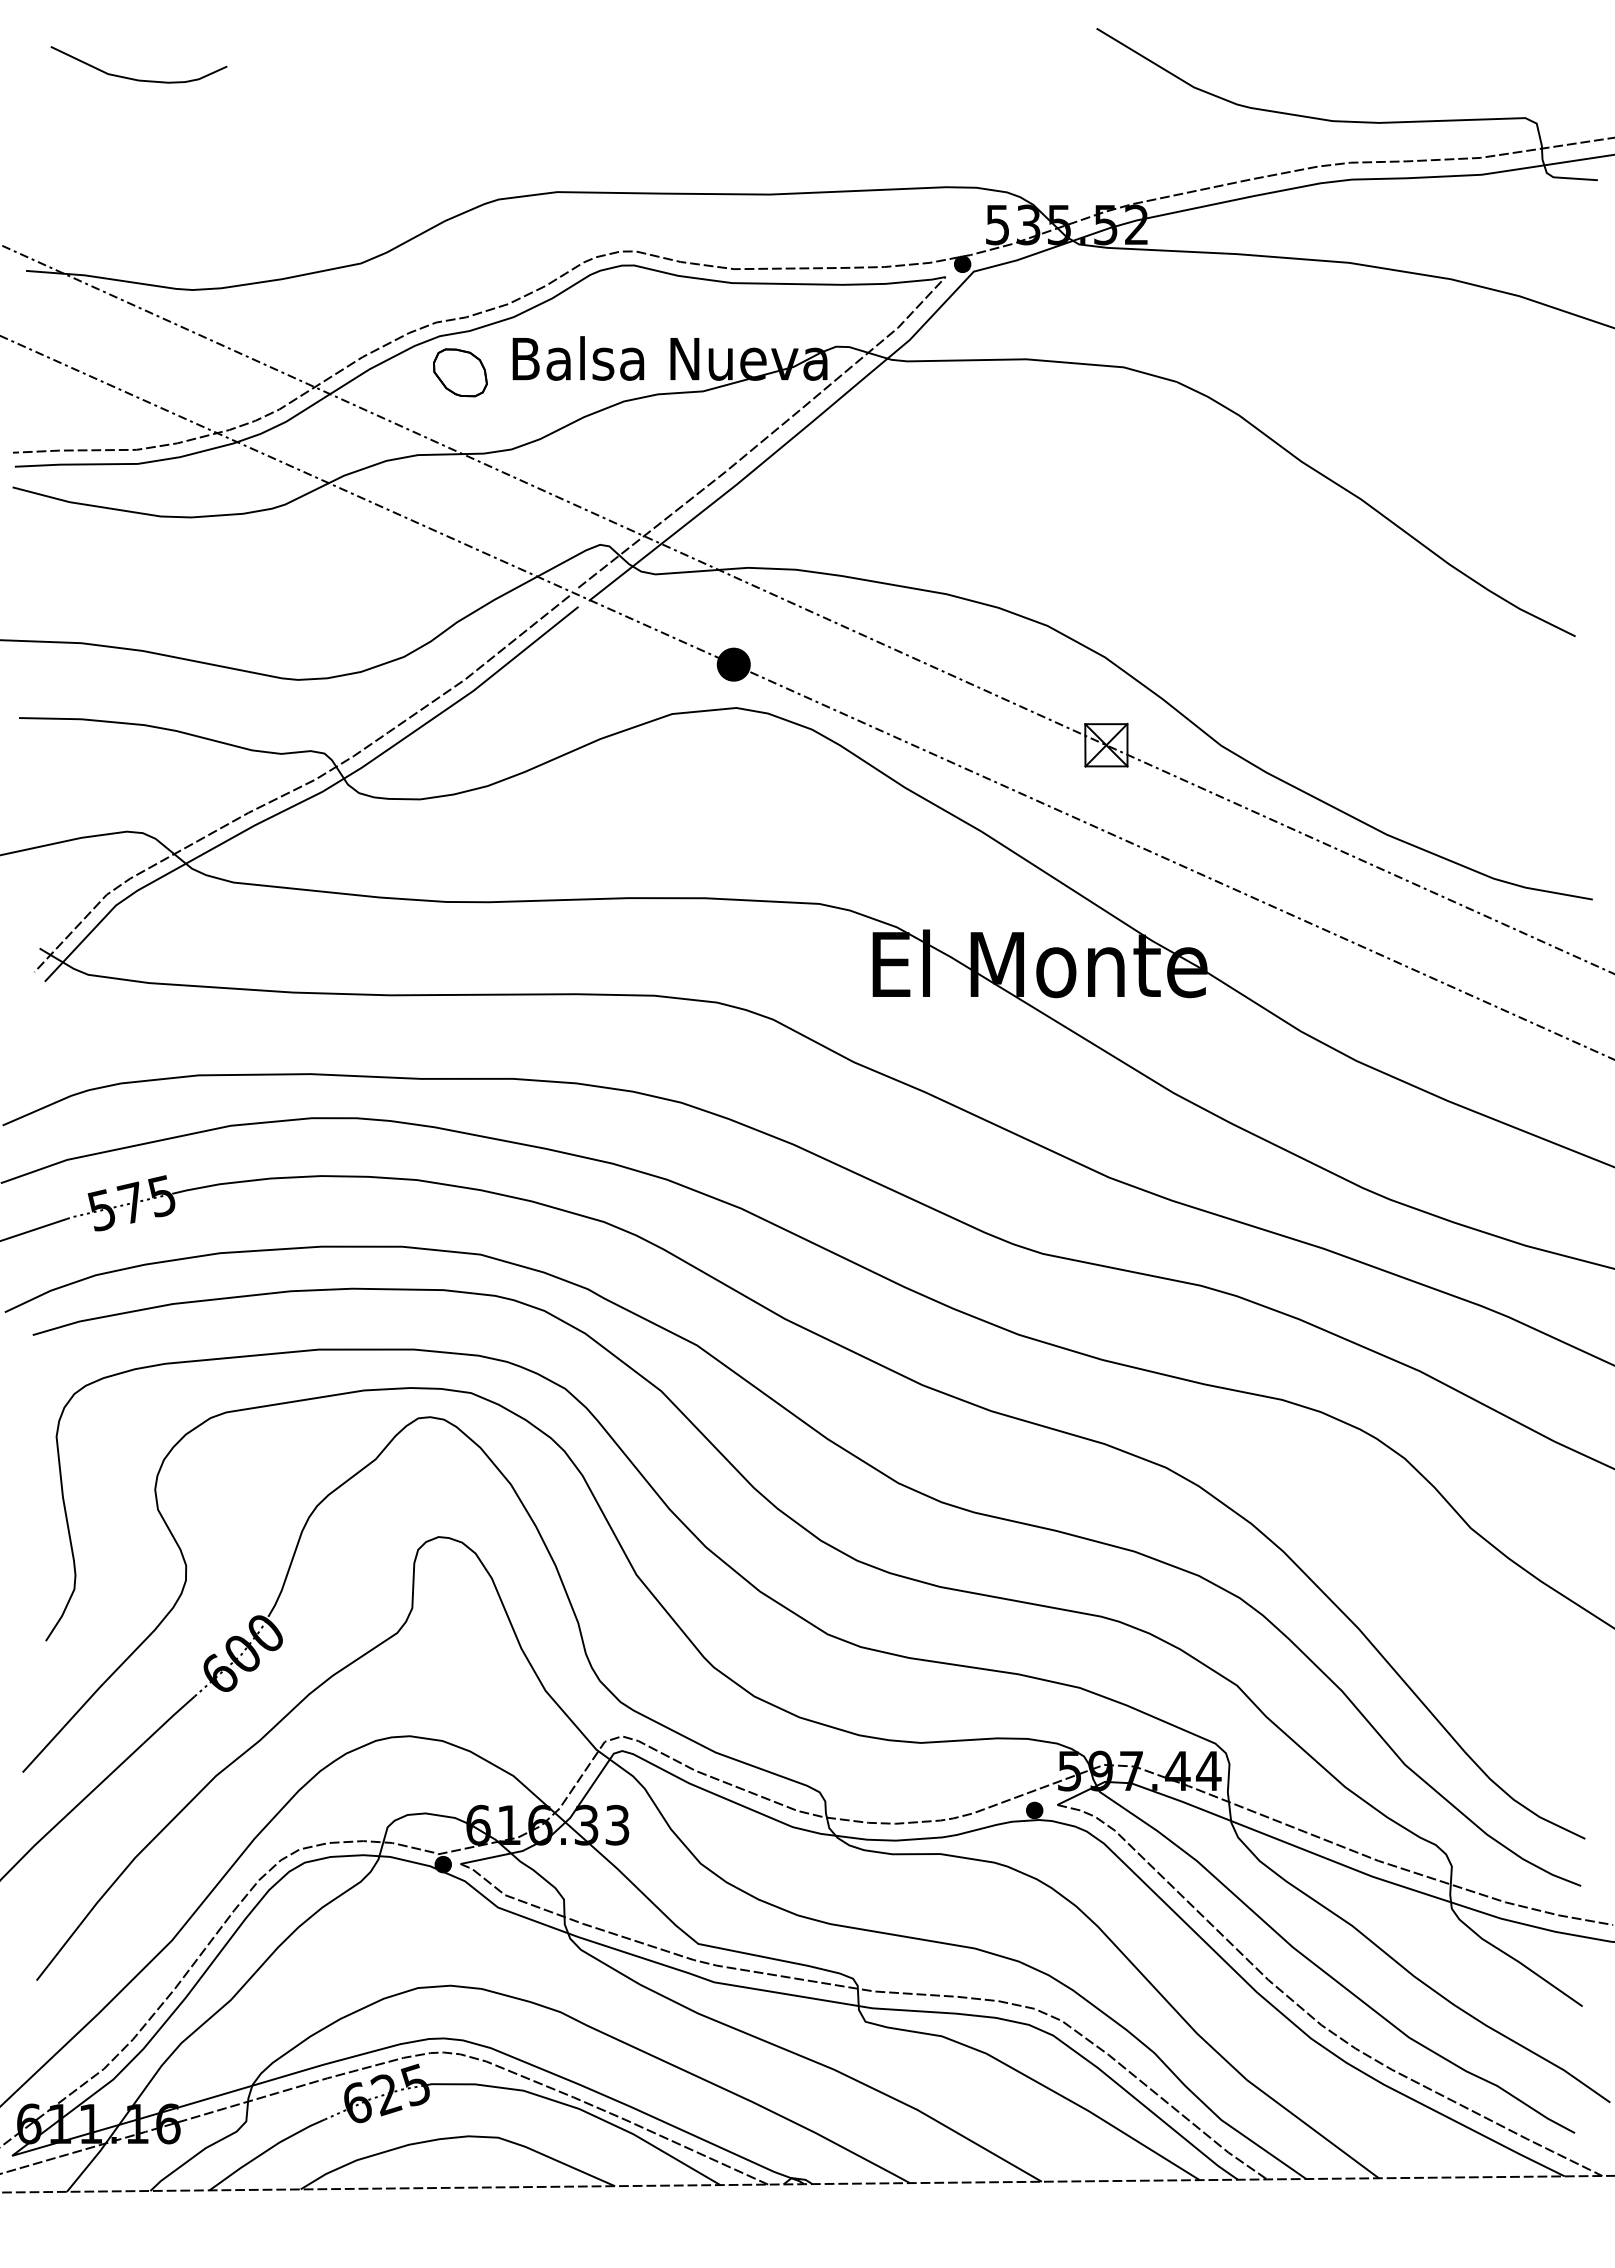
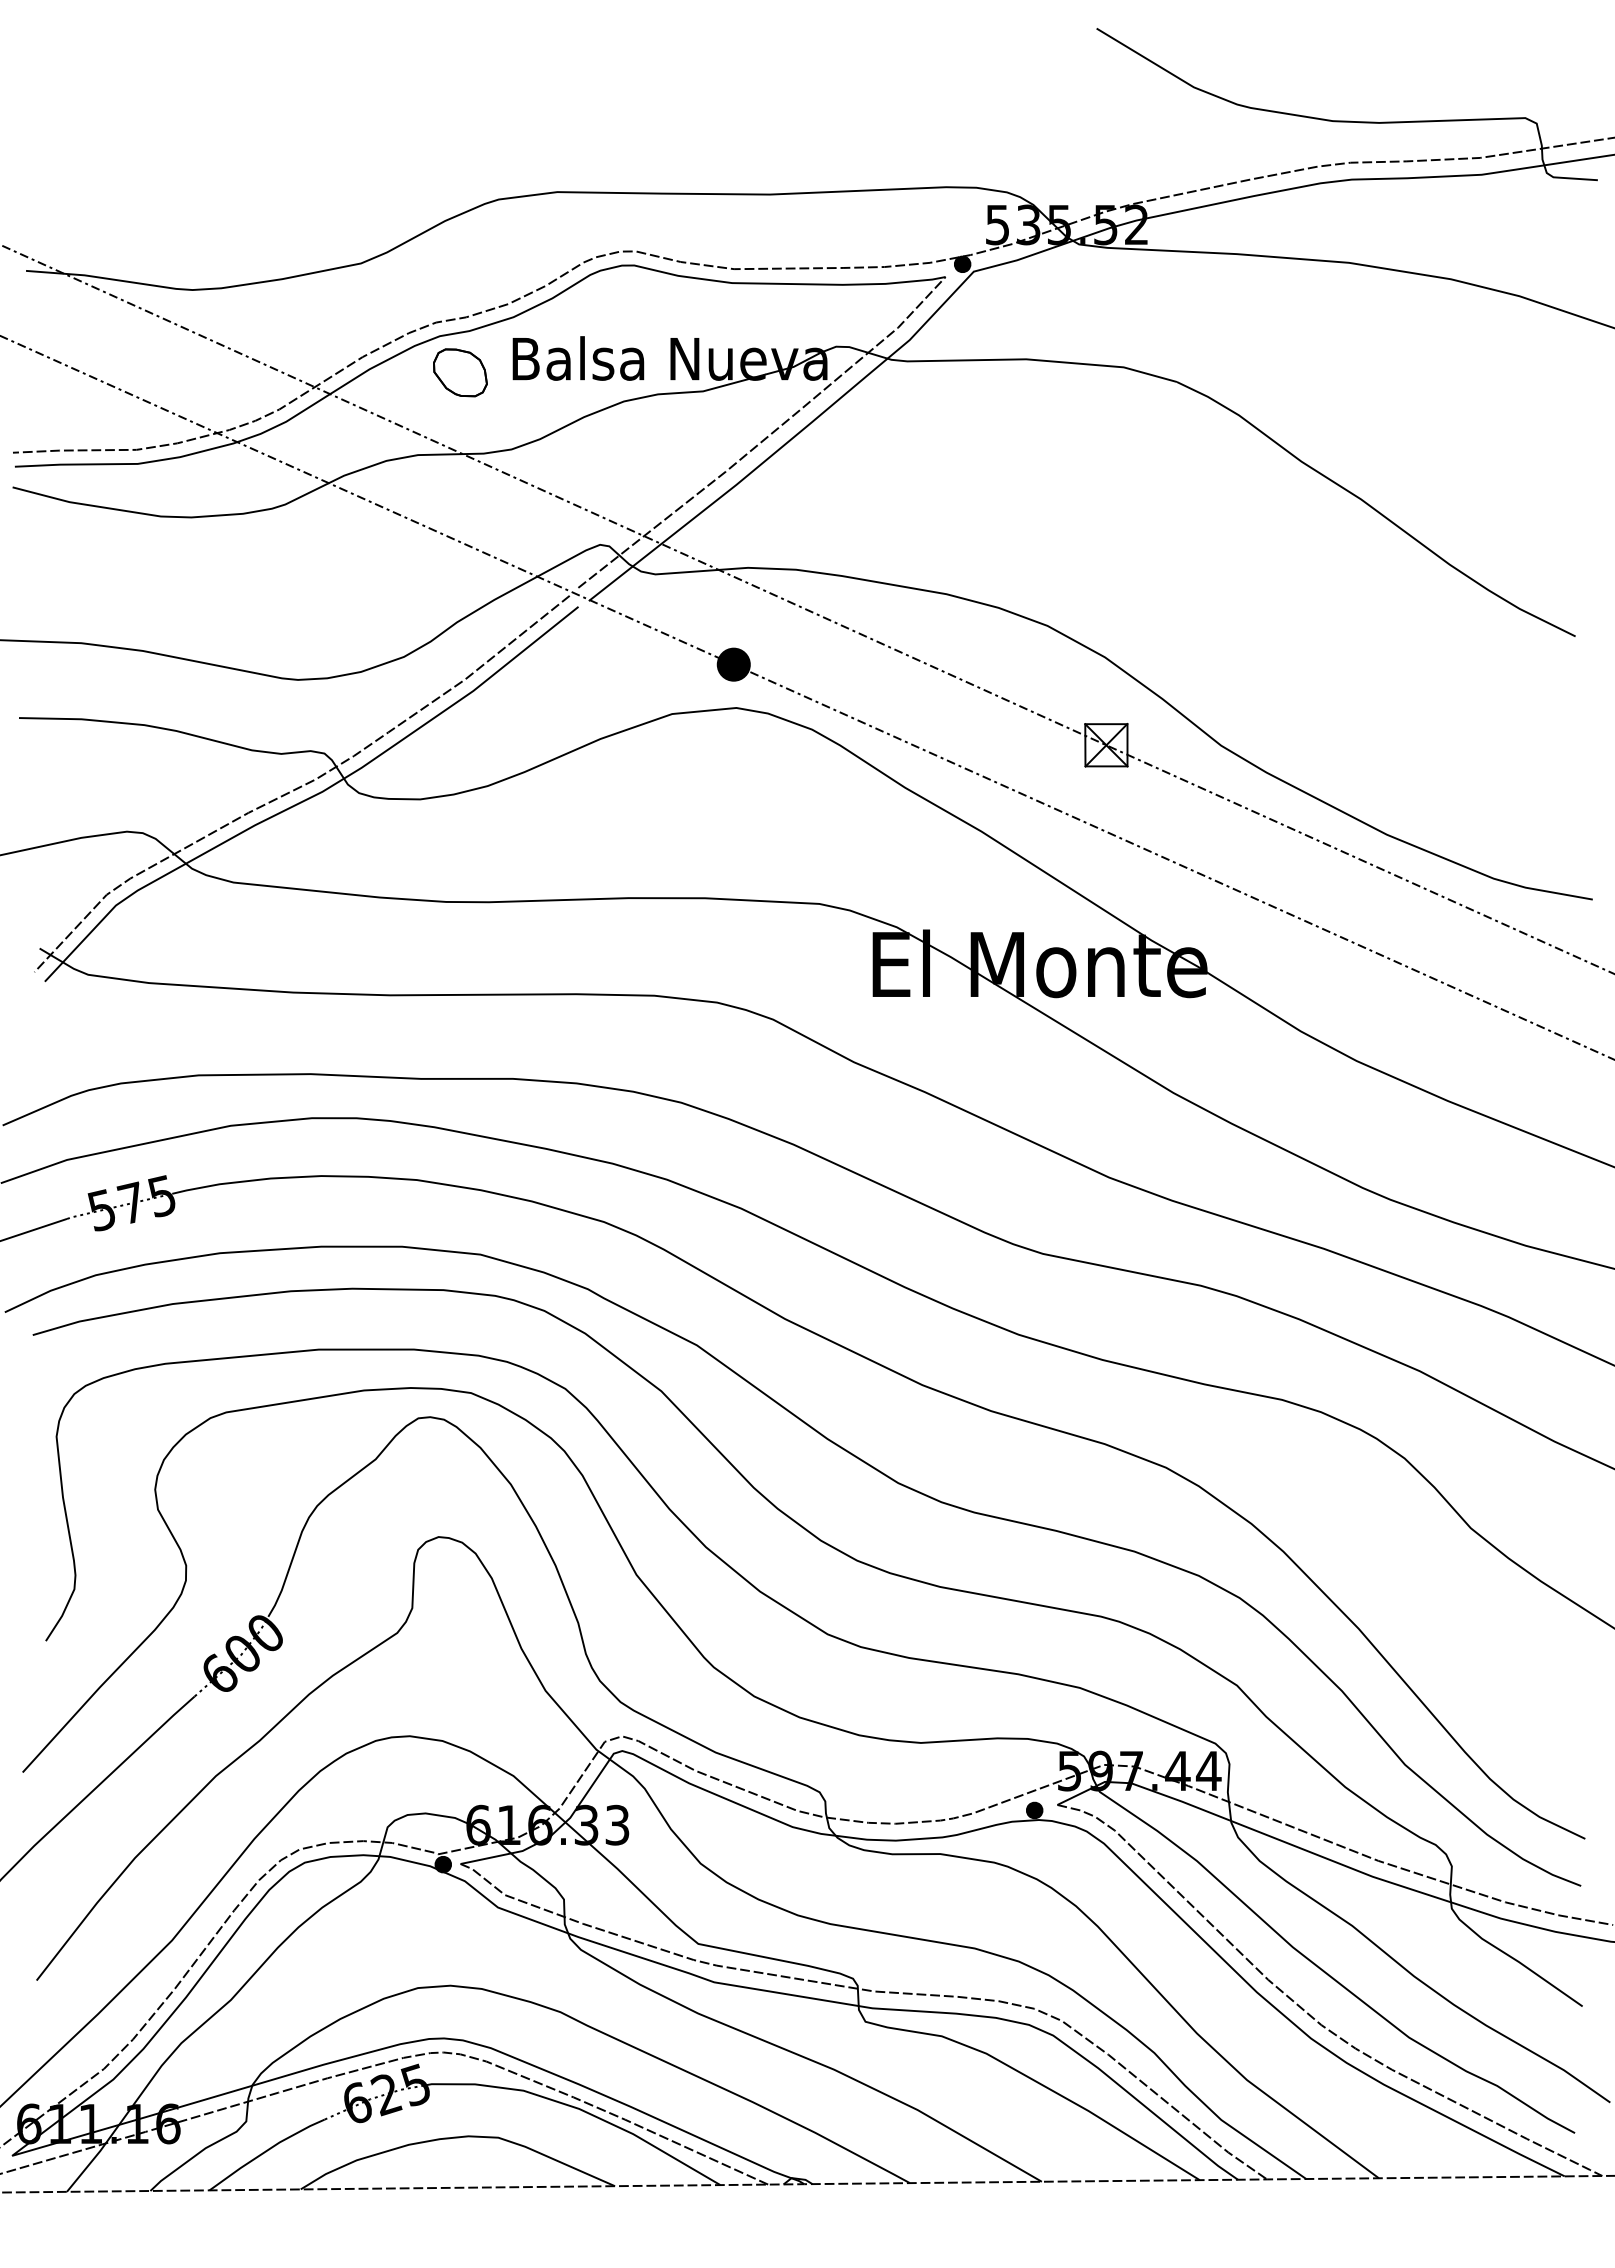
curve: present -> none (135, 78)
